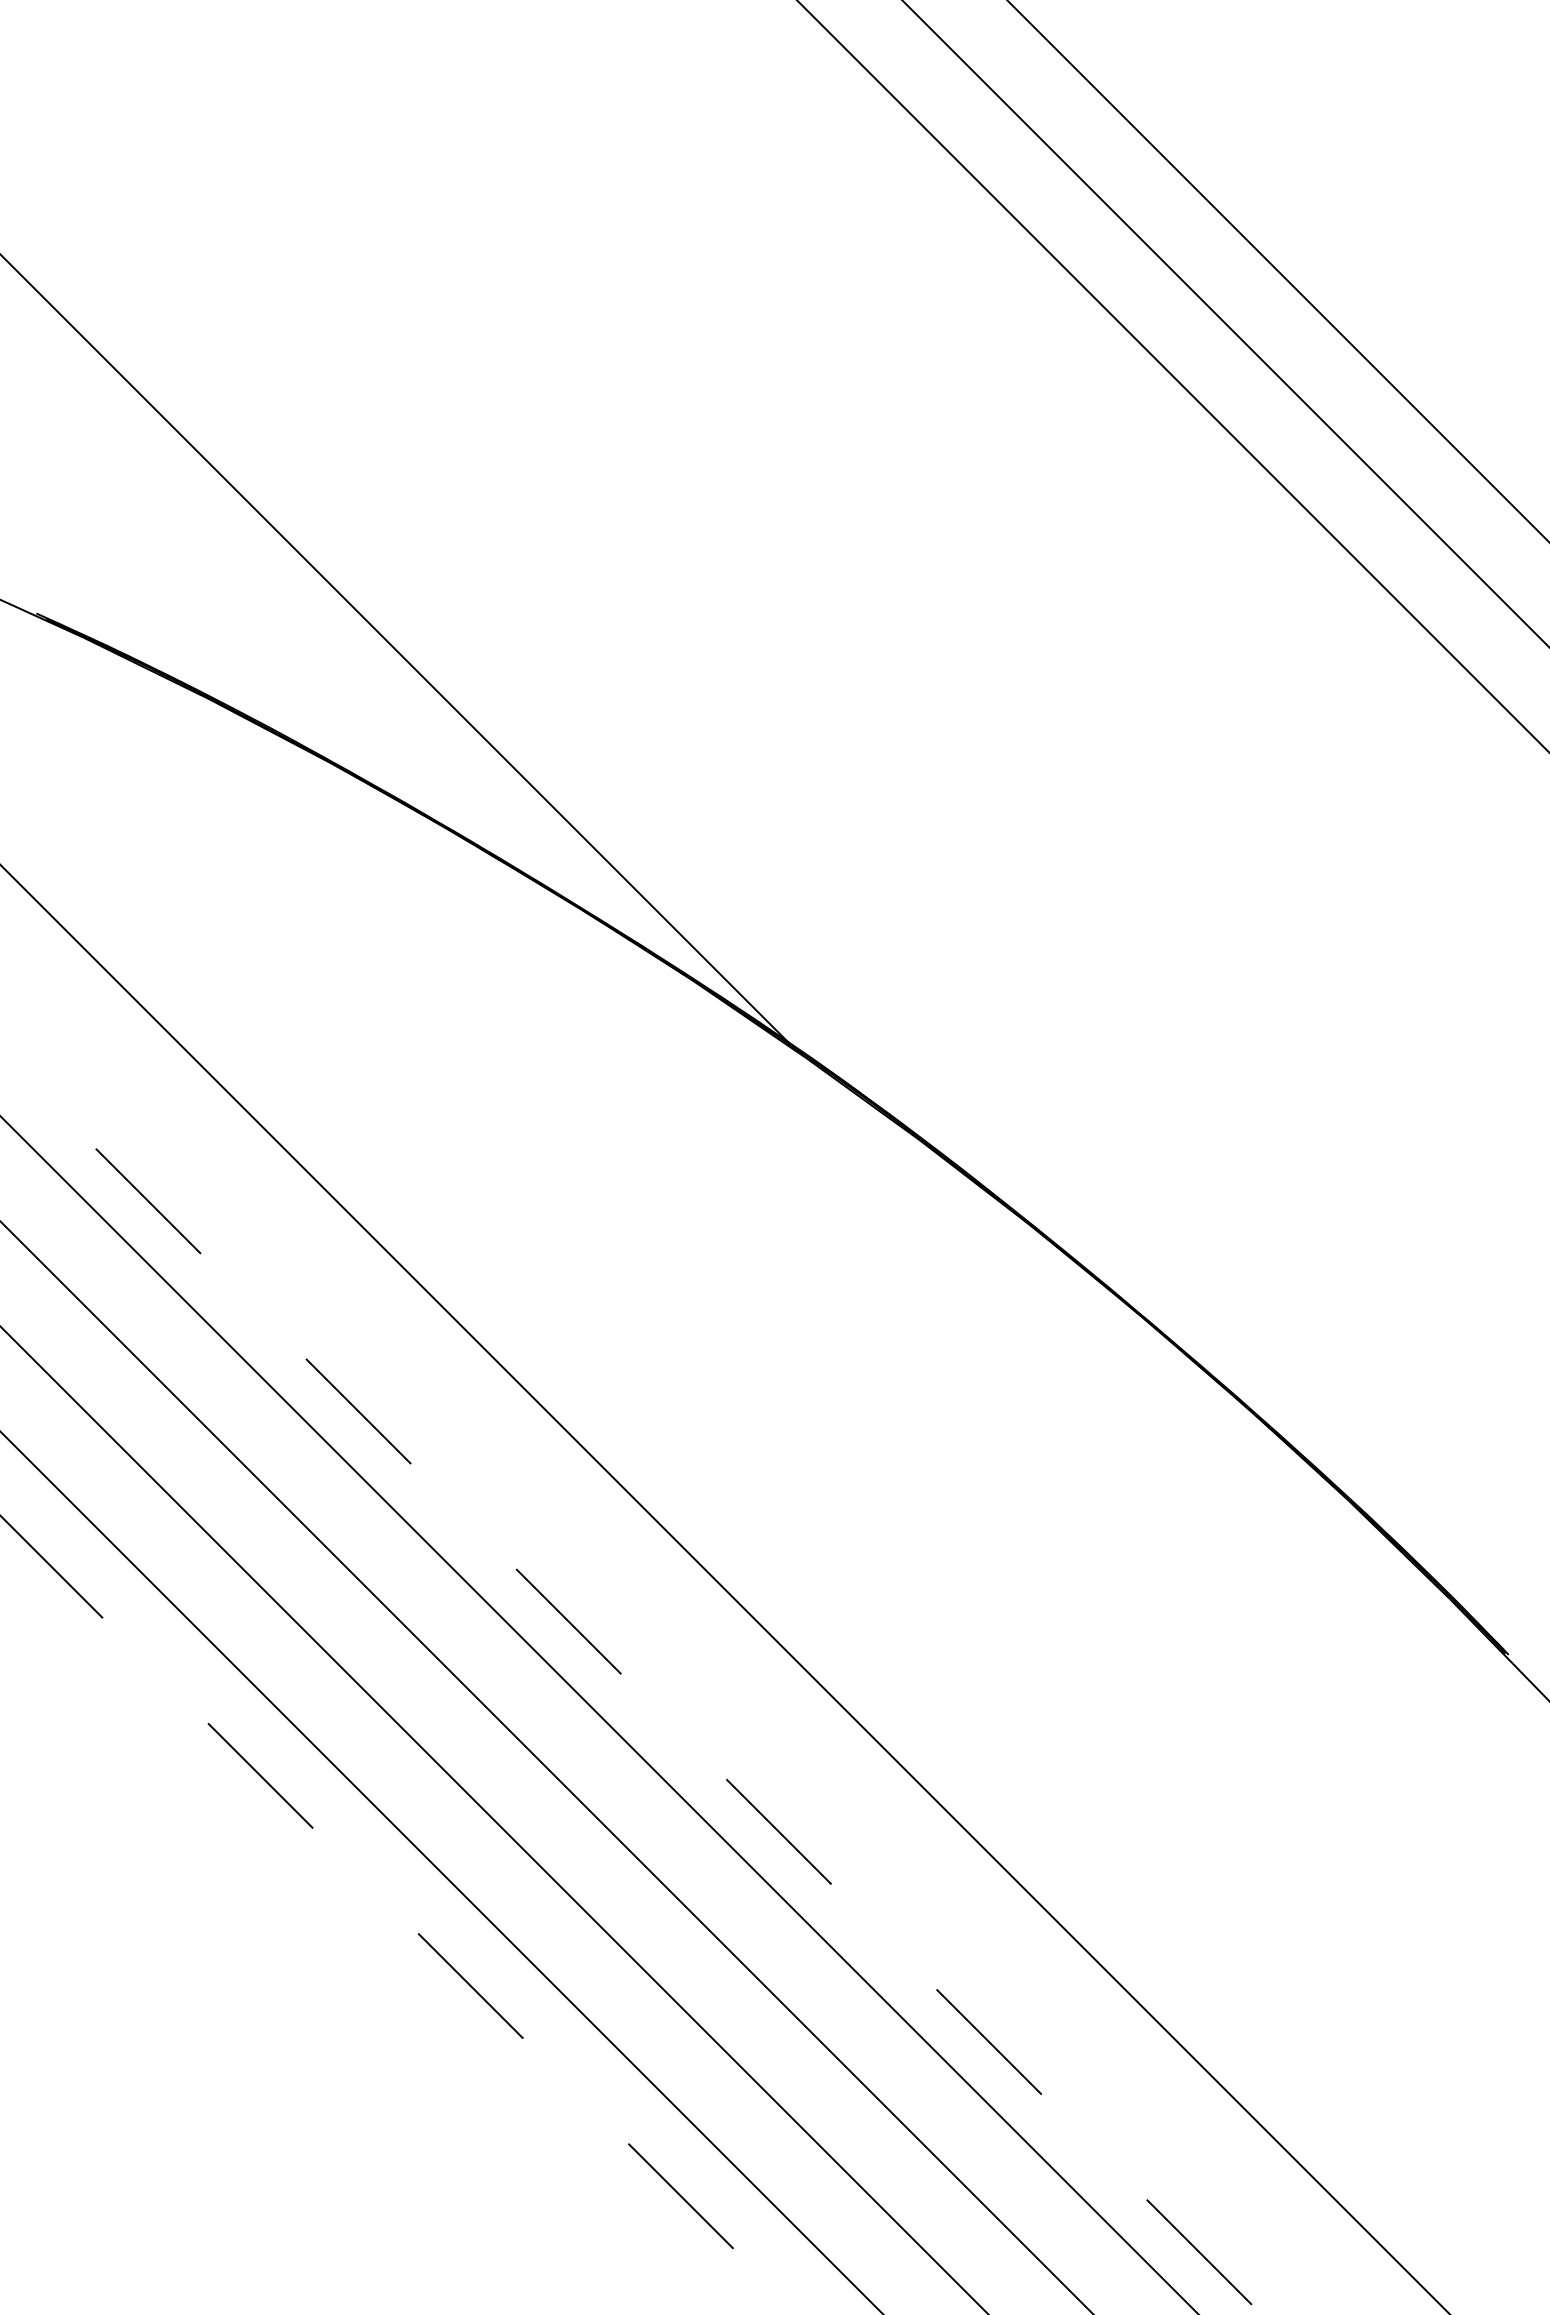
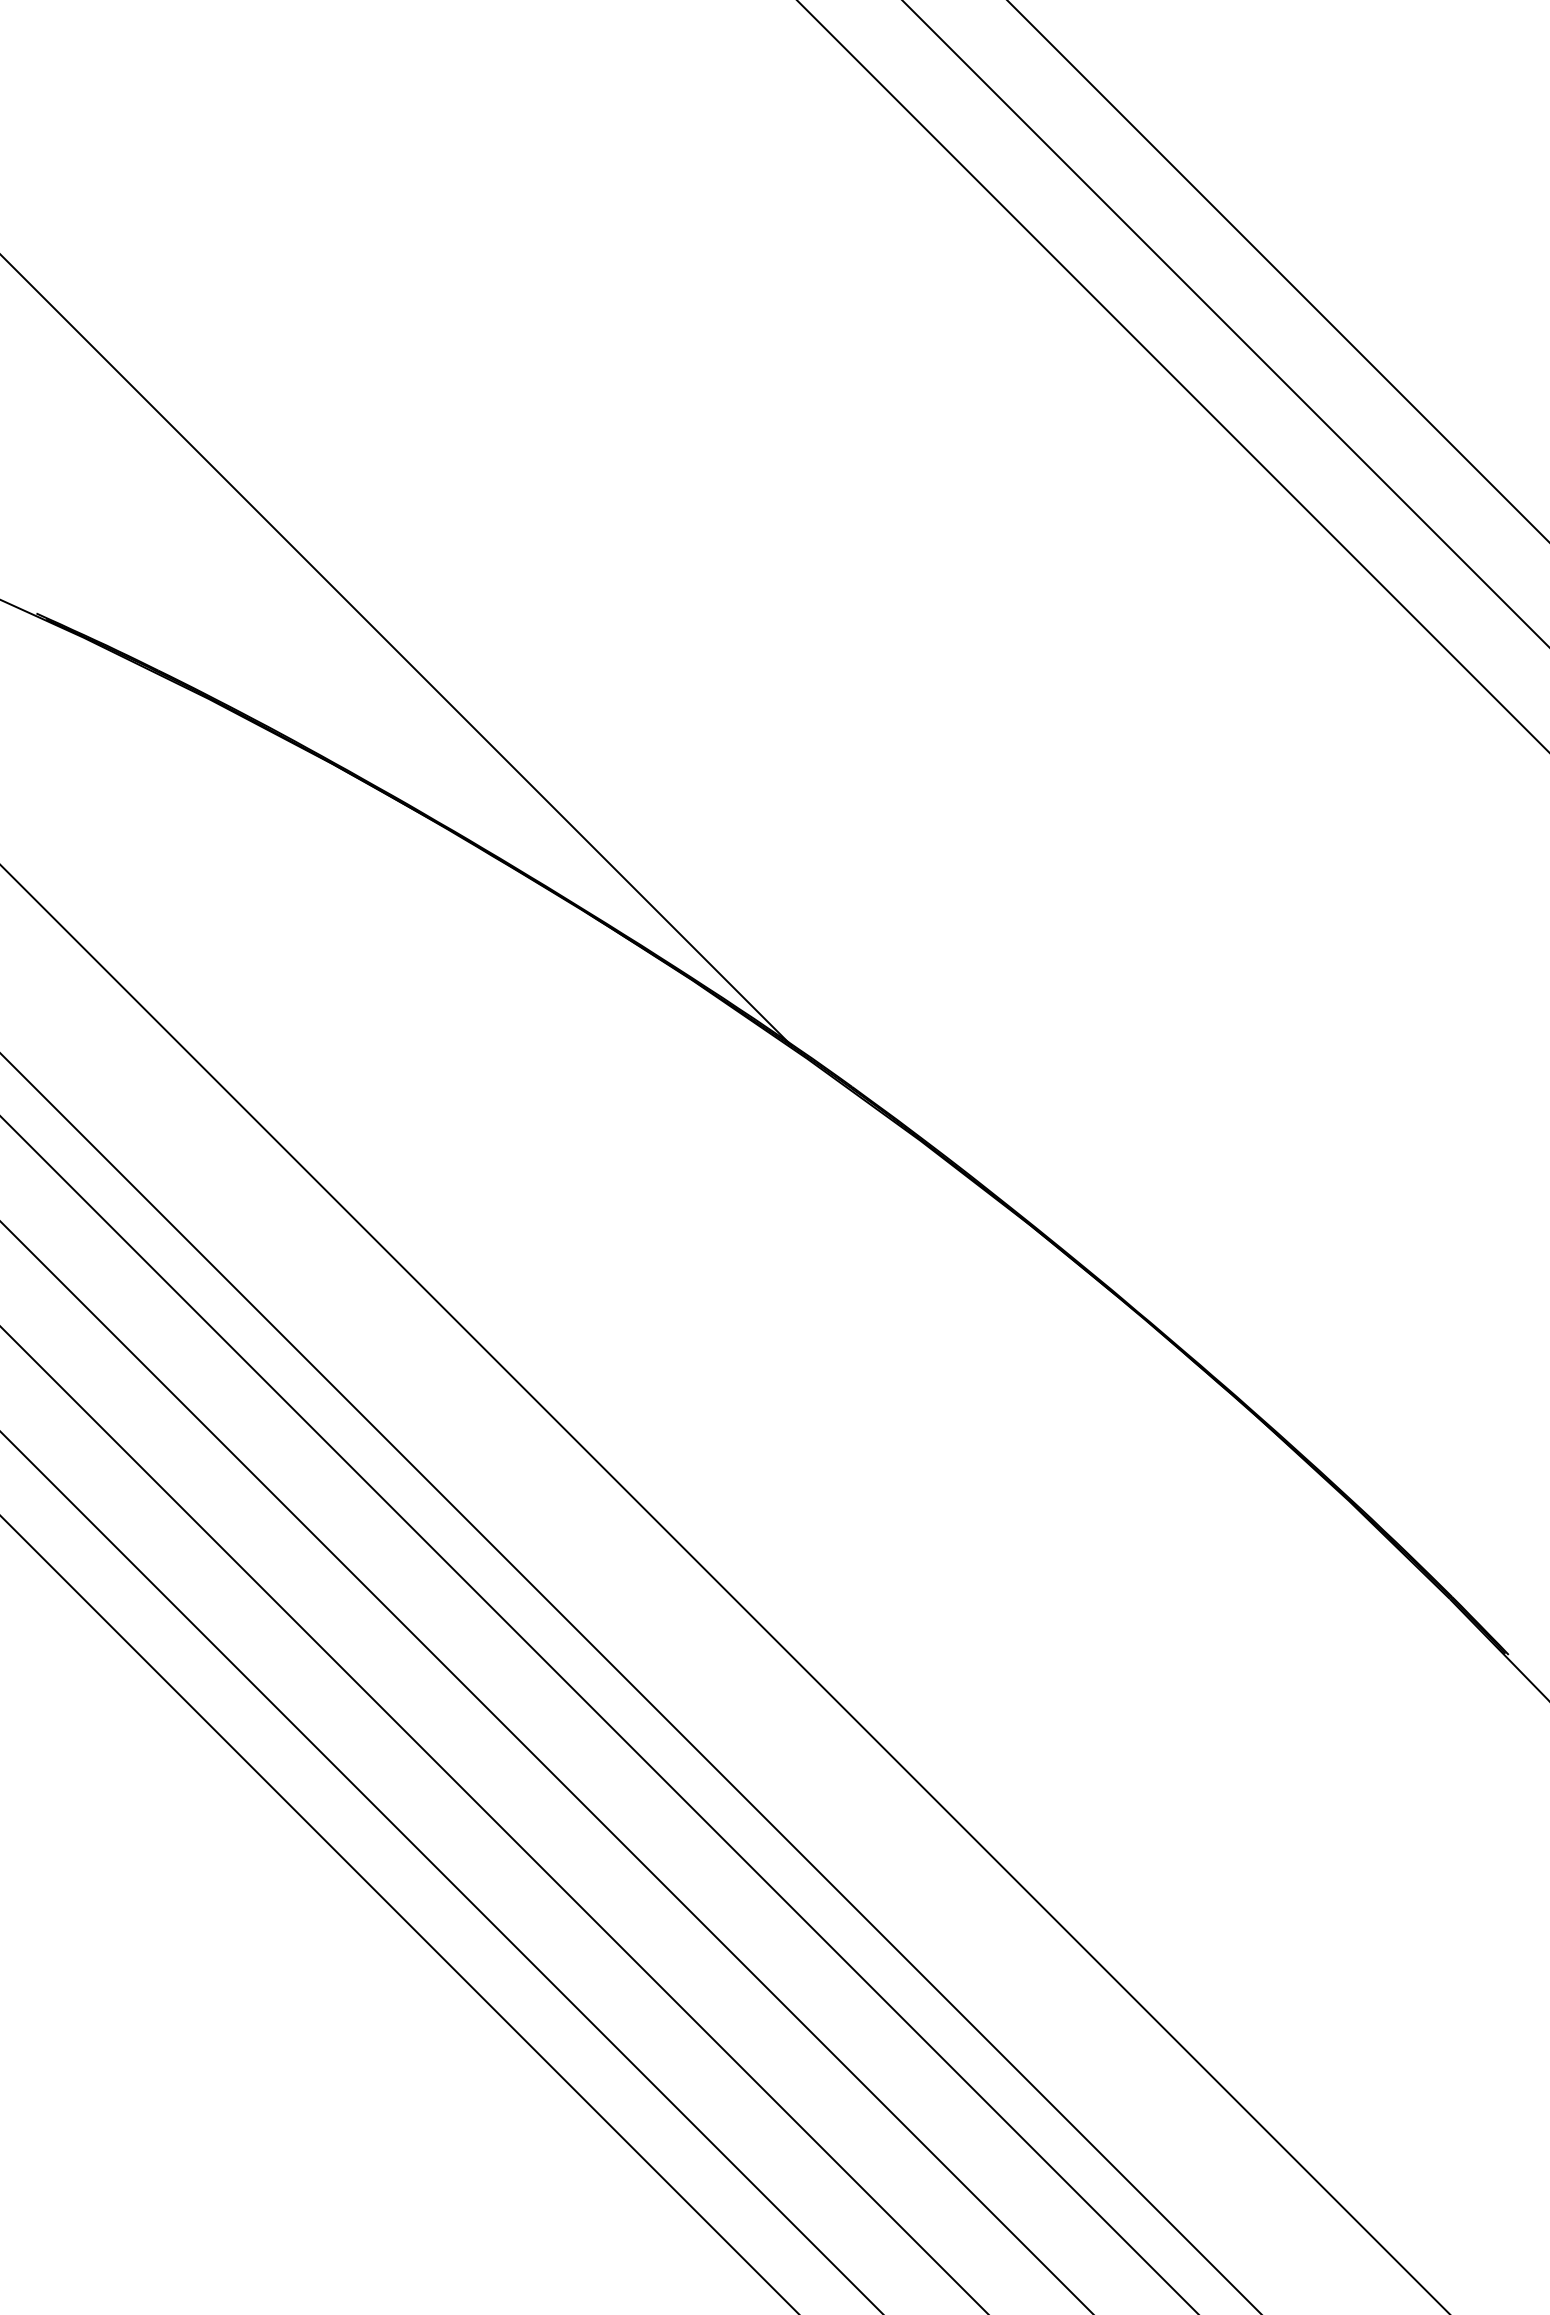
line: dashed -> solid (631, 1684)
line: dashed -> solid (399, 1915)
